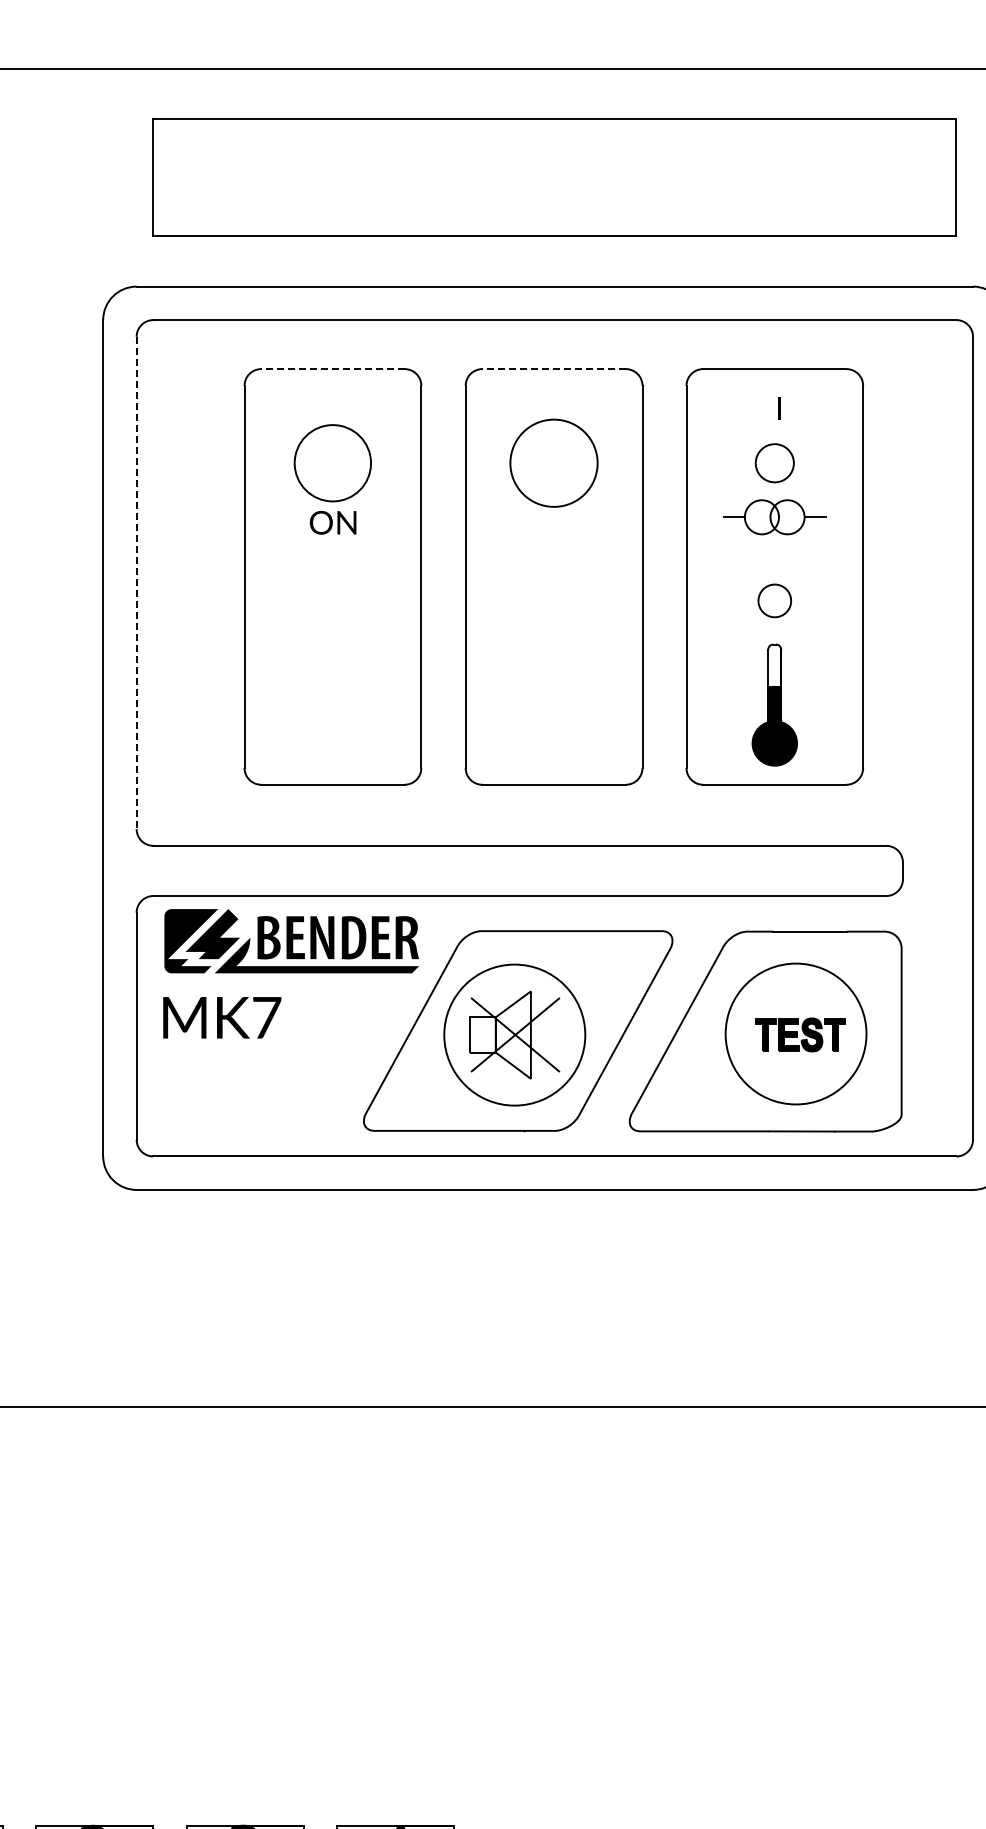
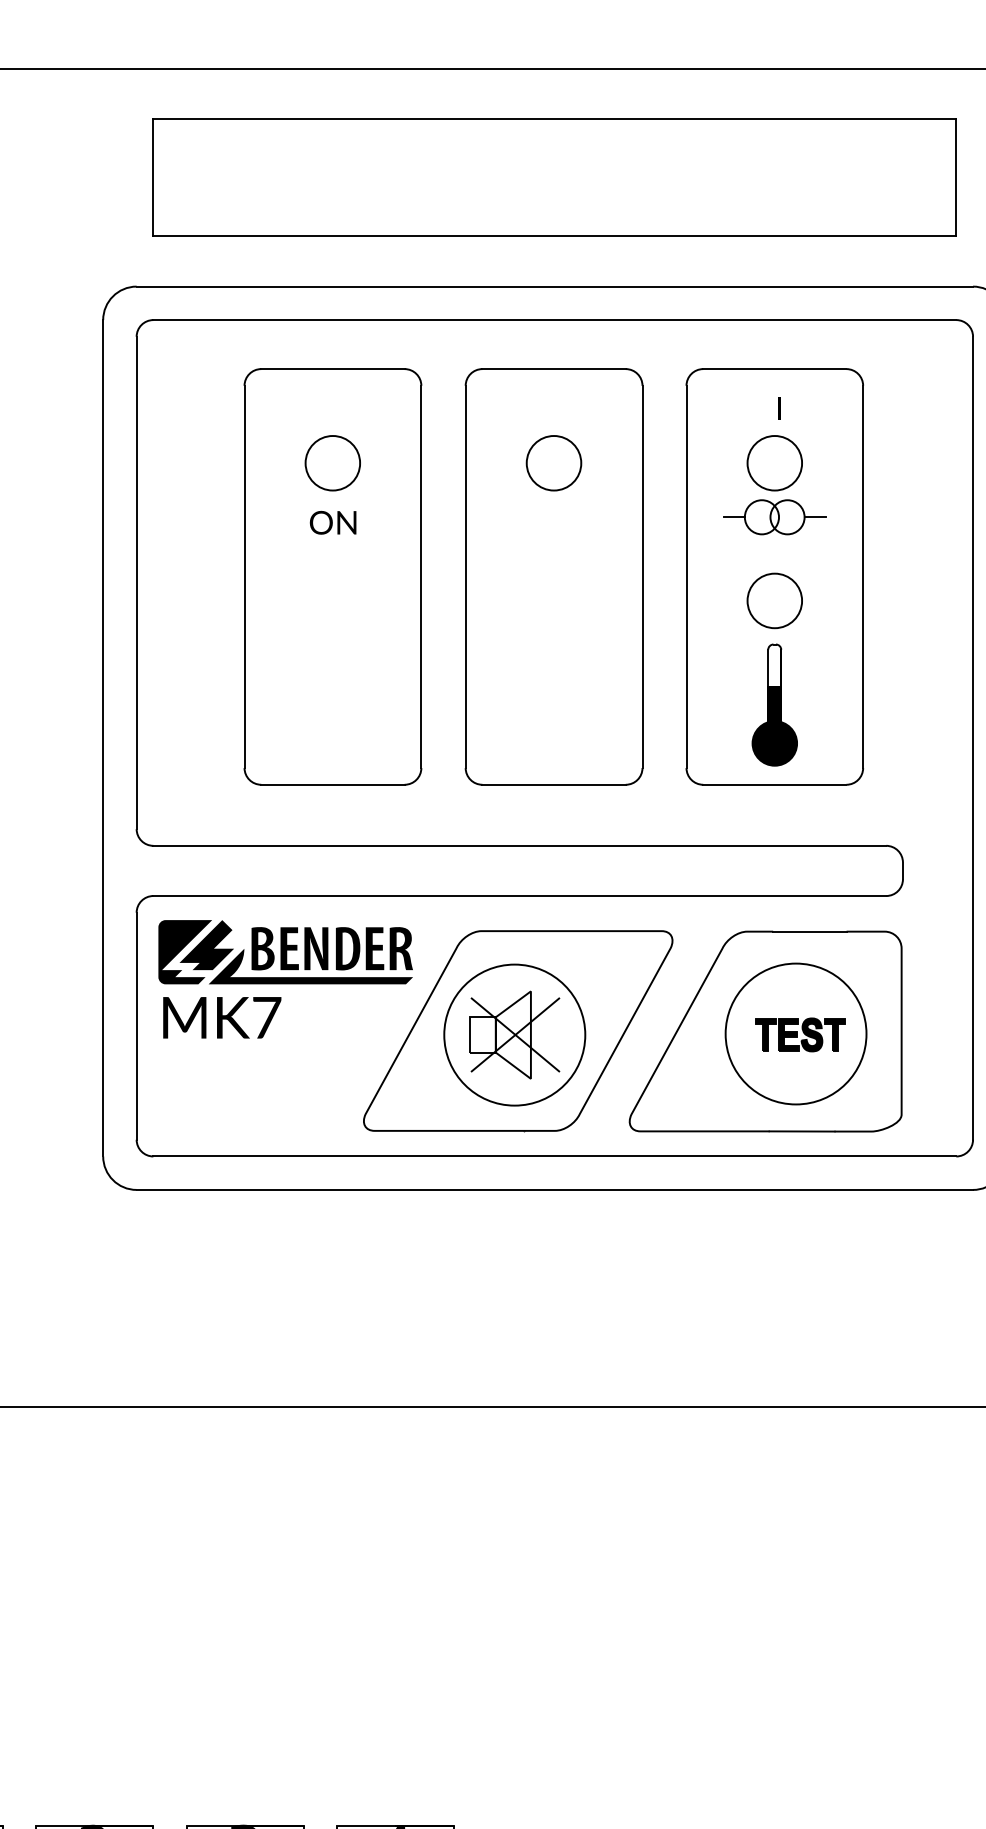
line: dashed -> solid (332, 369)
line: dashed -> solid (554, 369)
circle diameter: 87 px -> 55 px (553, 463)
circle diameter: 76 px -> 55 px (332, 463)
circle diameter: 38 px -> 55 px (774, 463)
line: dashed -> solid (136, 583)
circle diameter: 33 px -> 55 px (774, 600)
part position: (291, 941) -> (285, 952) (285, 952)
